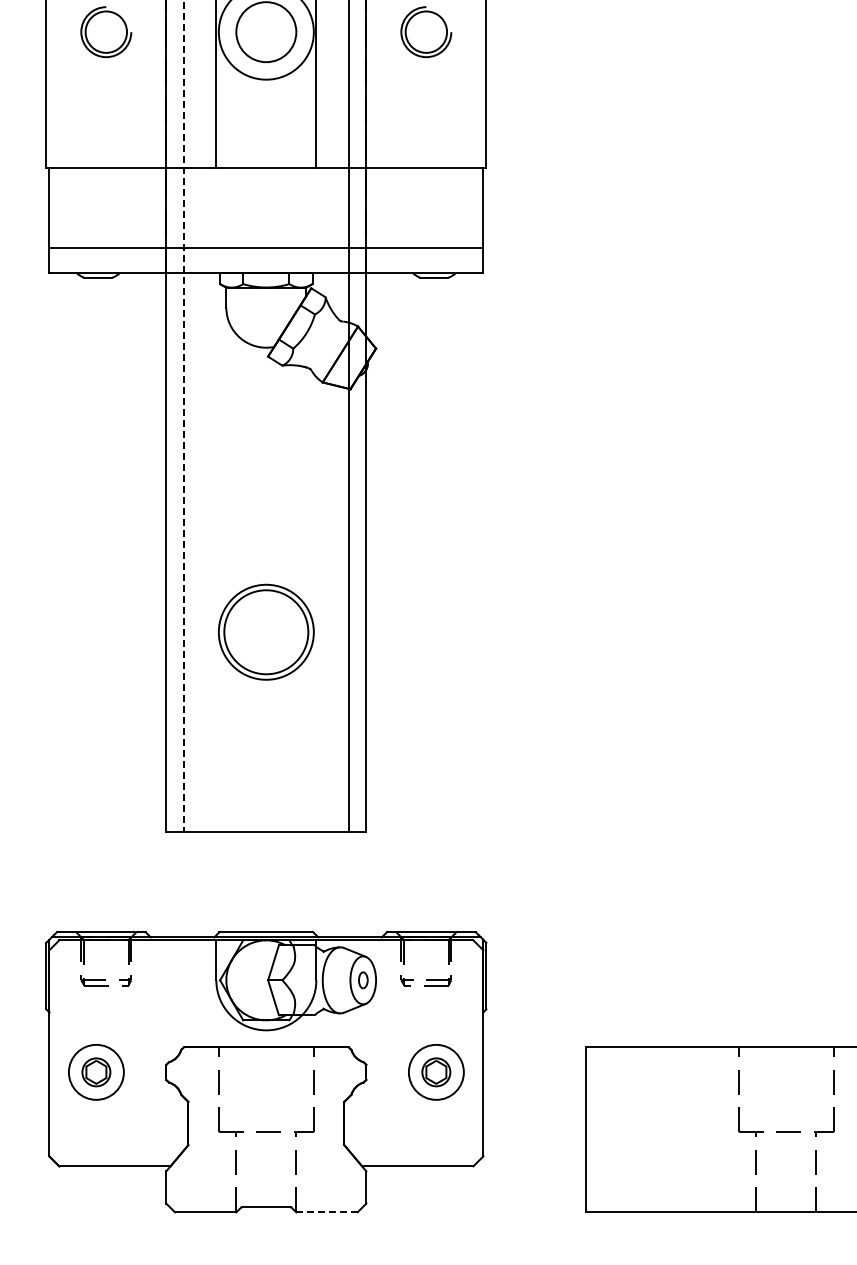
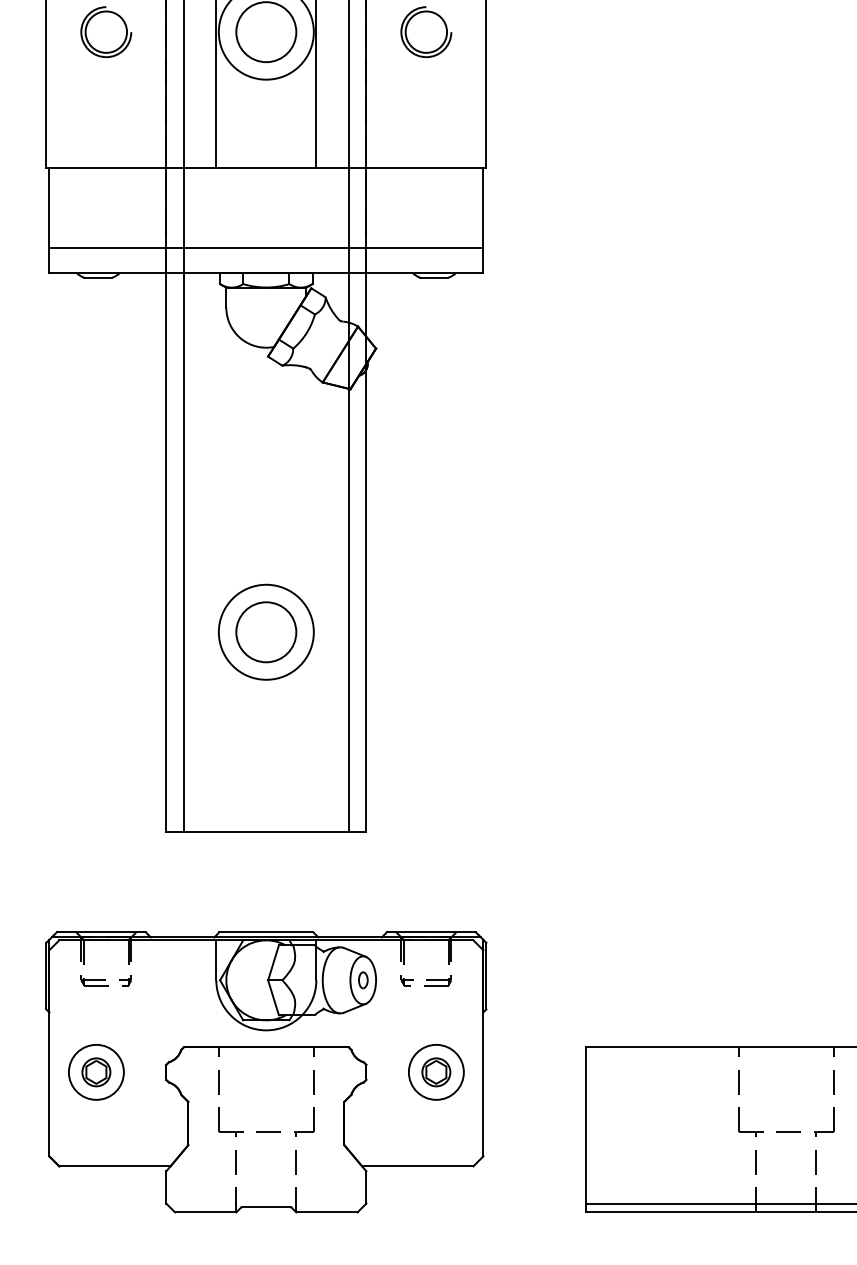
line: dashed -> solid (183, 416)
circle diameter: 84 px -> 60 px (266, 632)
line: none -> present (719, 1203)
line: dashed -> solid (326, 1212)
